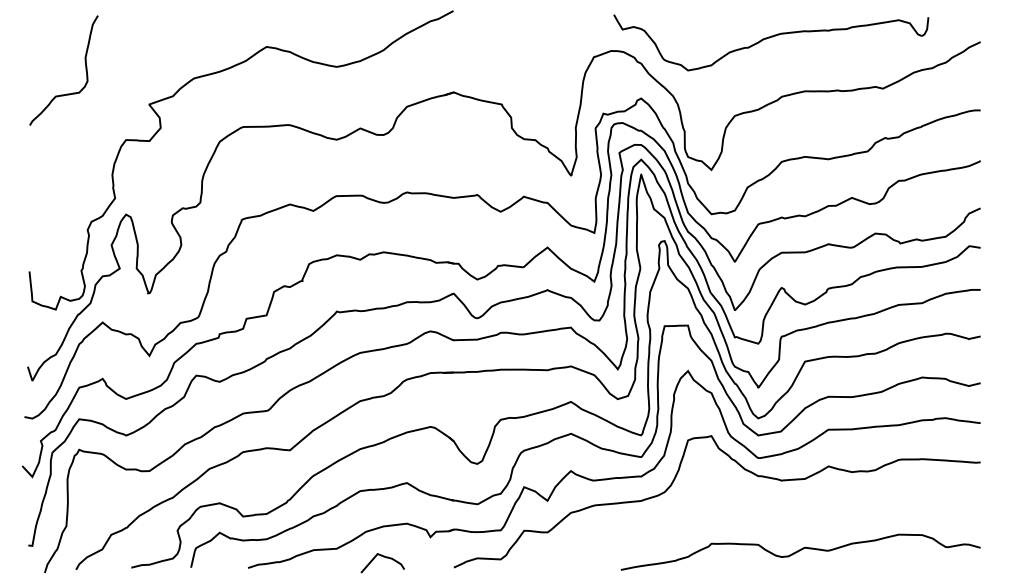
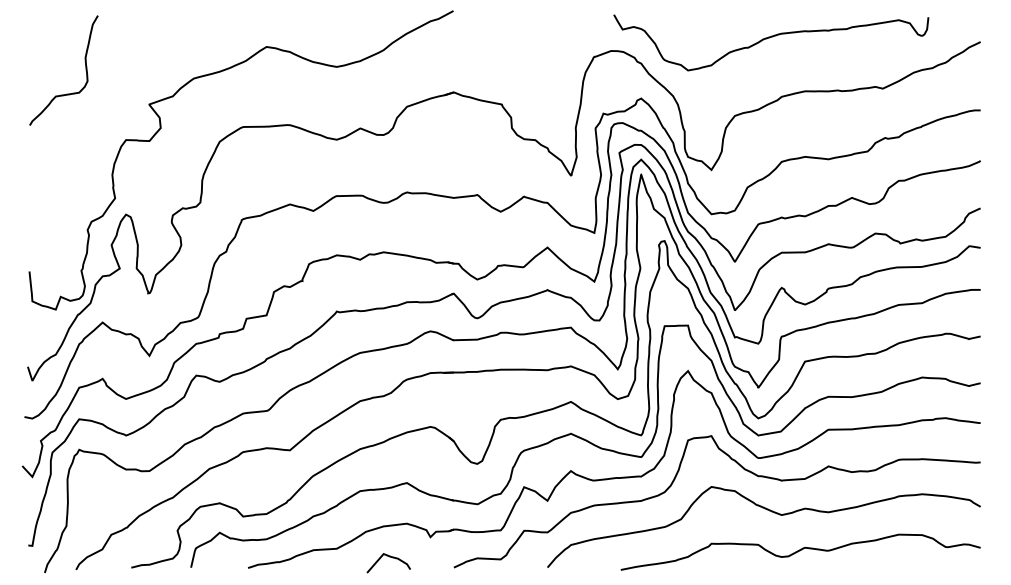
curve: none -> present (771, 512)
curve position: (383, 557) -> (389, 557) (389, 557)
